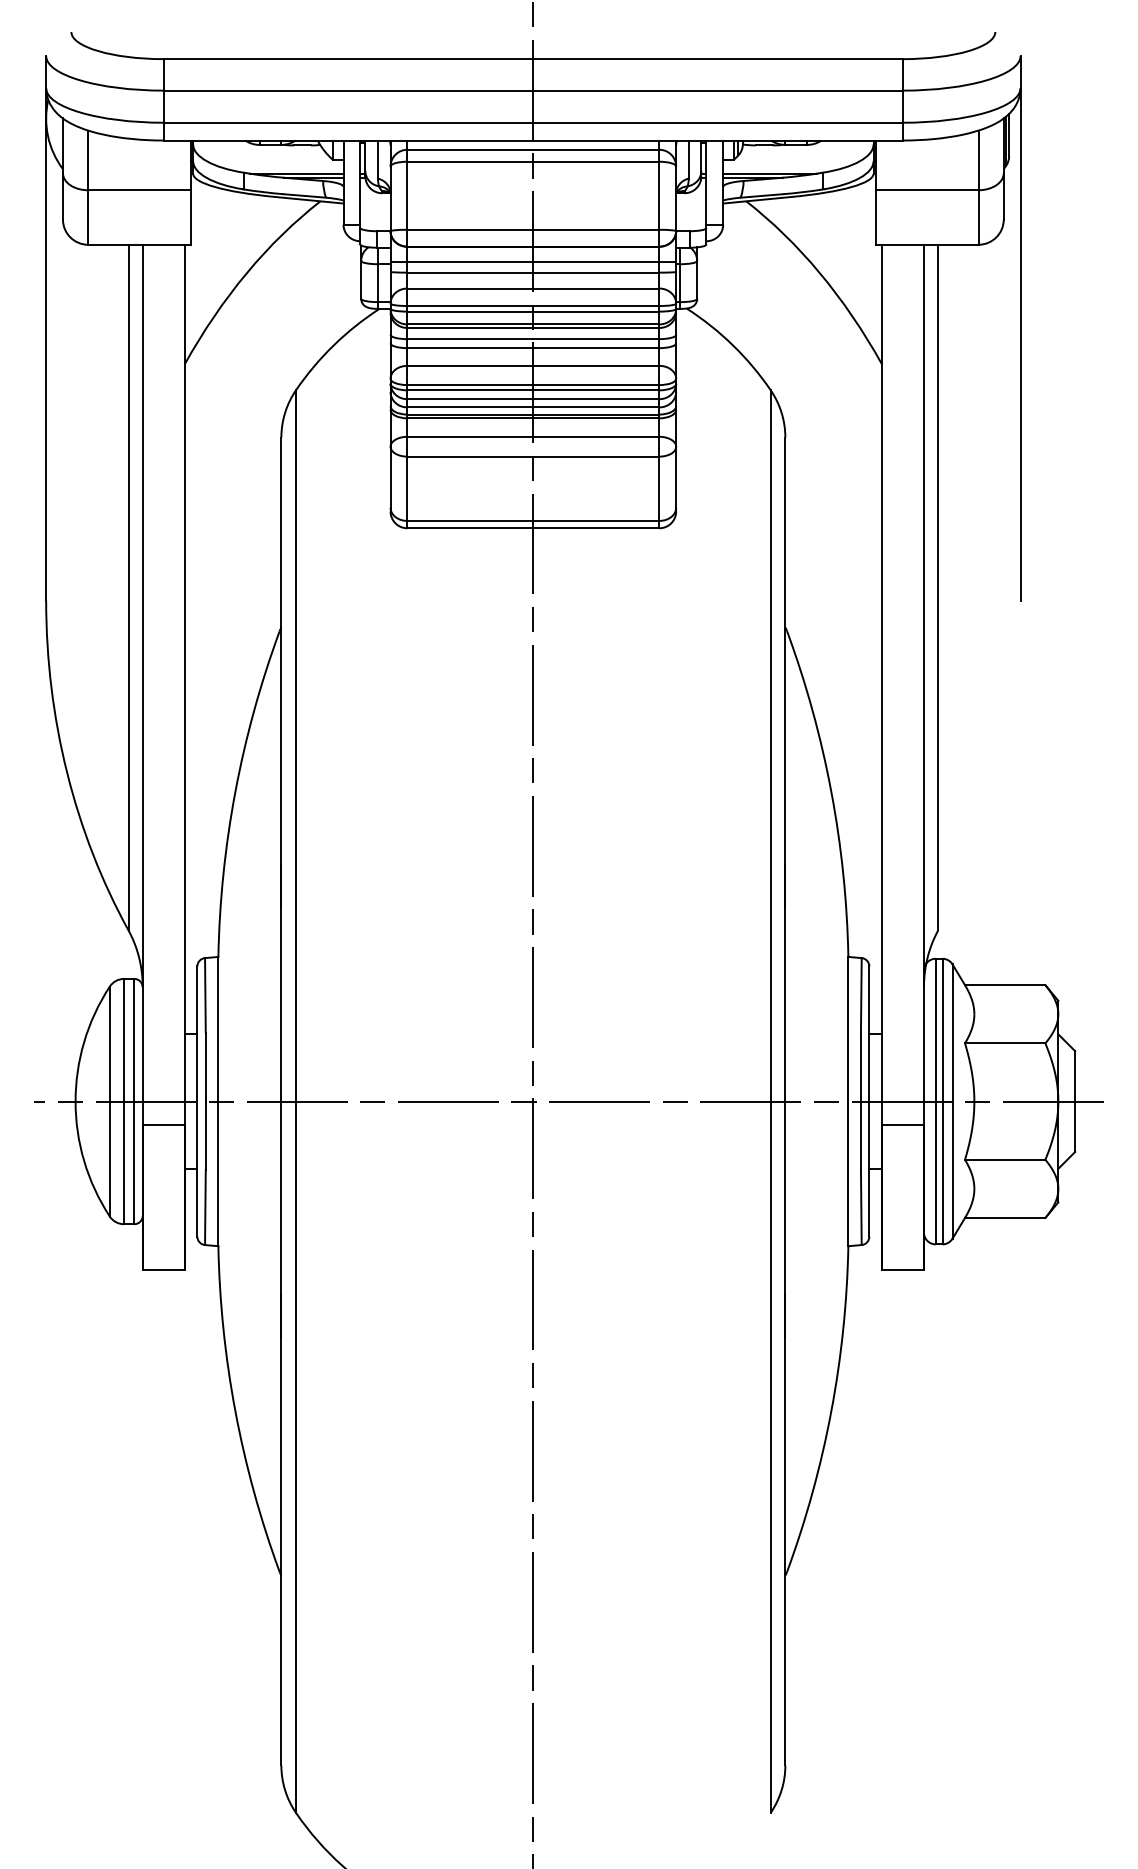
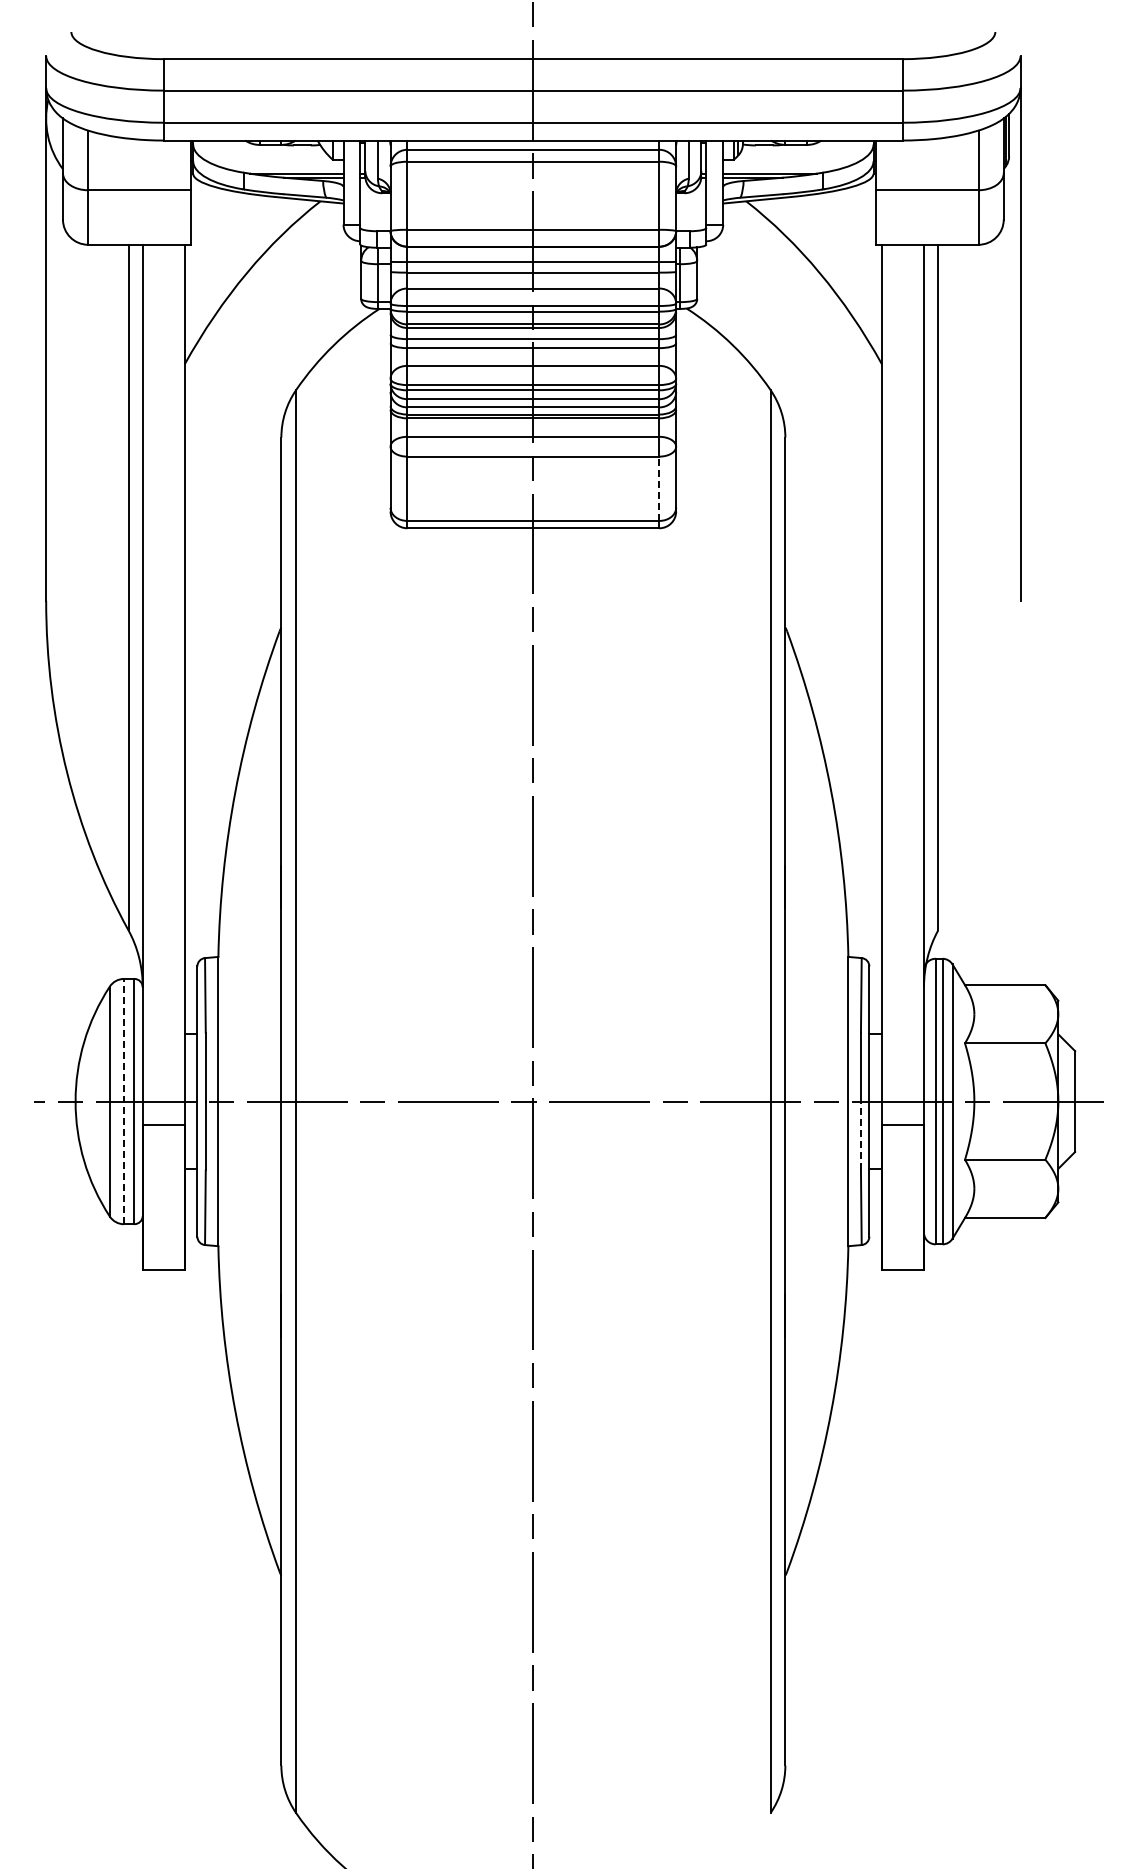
line: solid -> dashed (659, 488)
line: solid -> dashed (123, 1101)
line: solid -> dashed (860, 1135)
